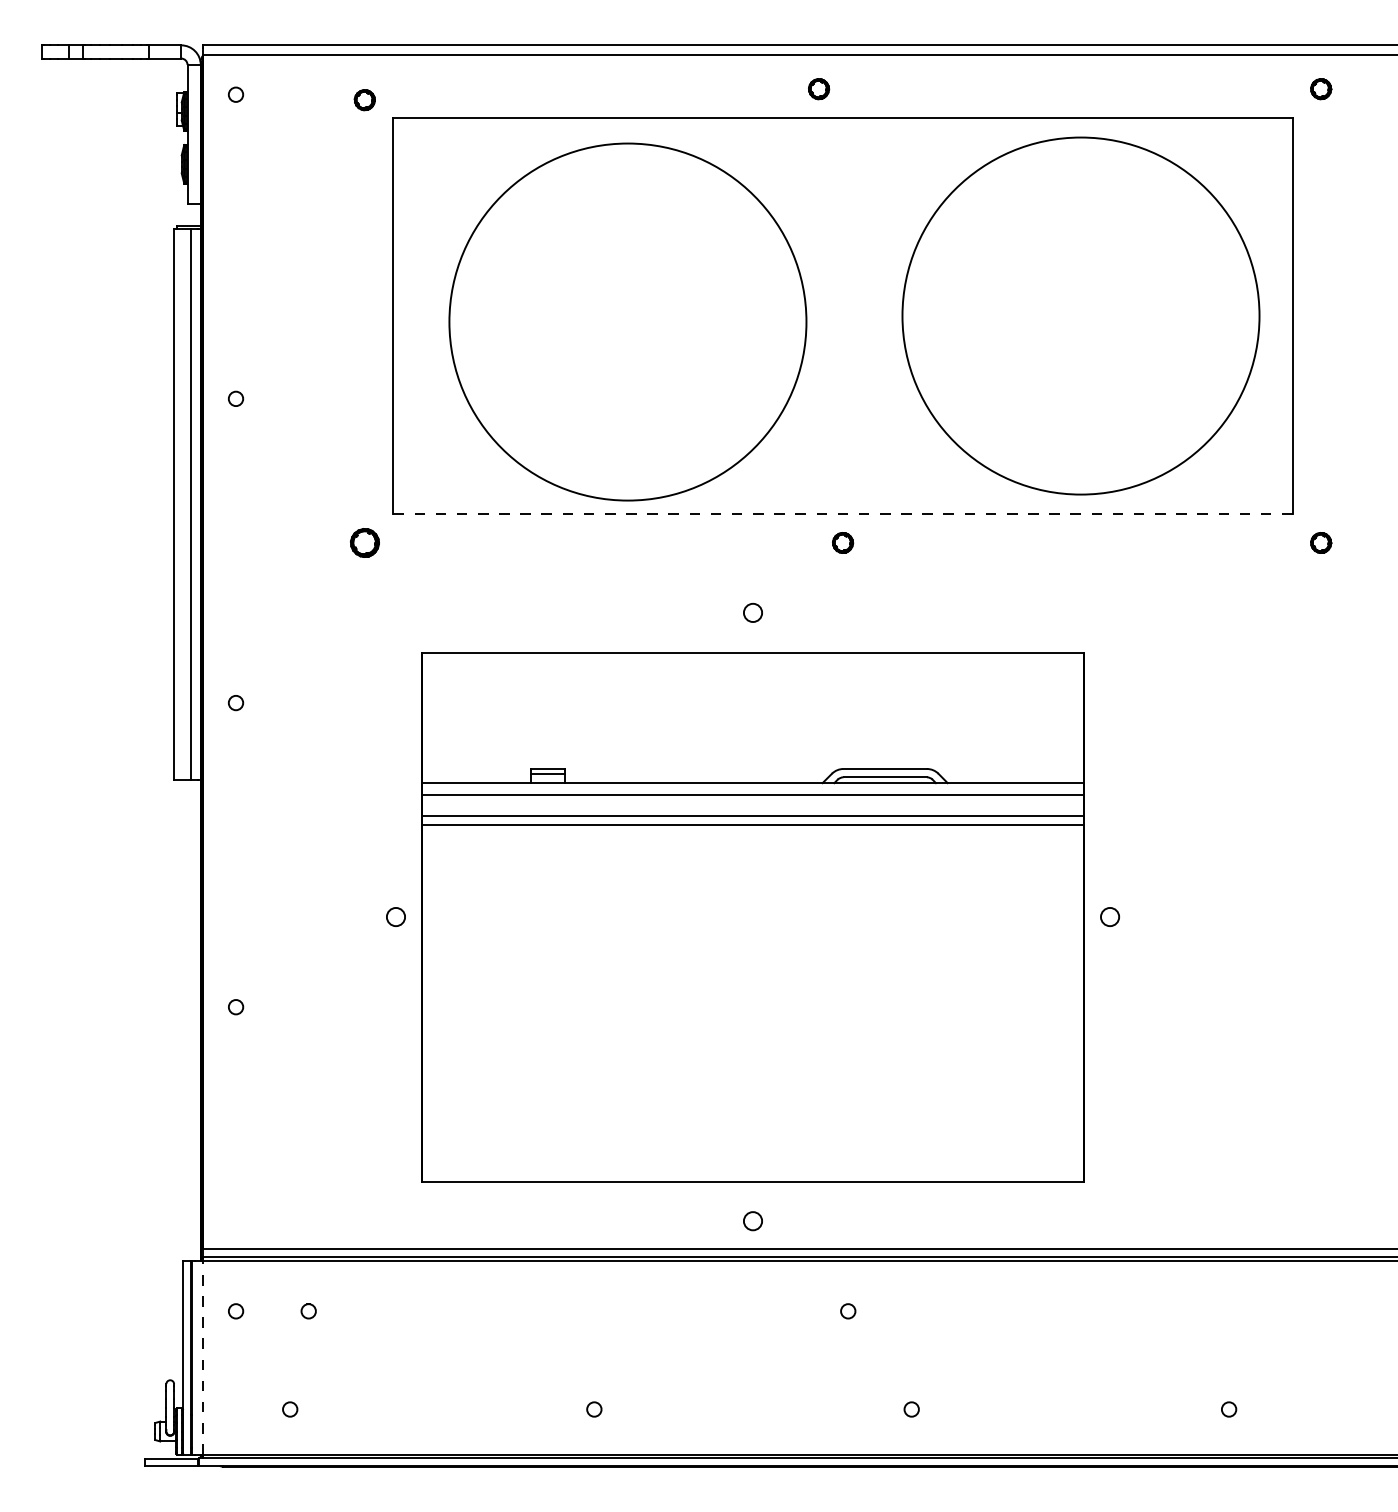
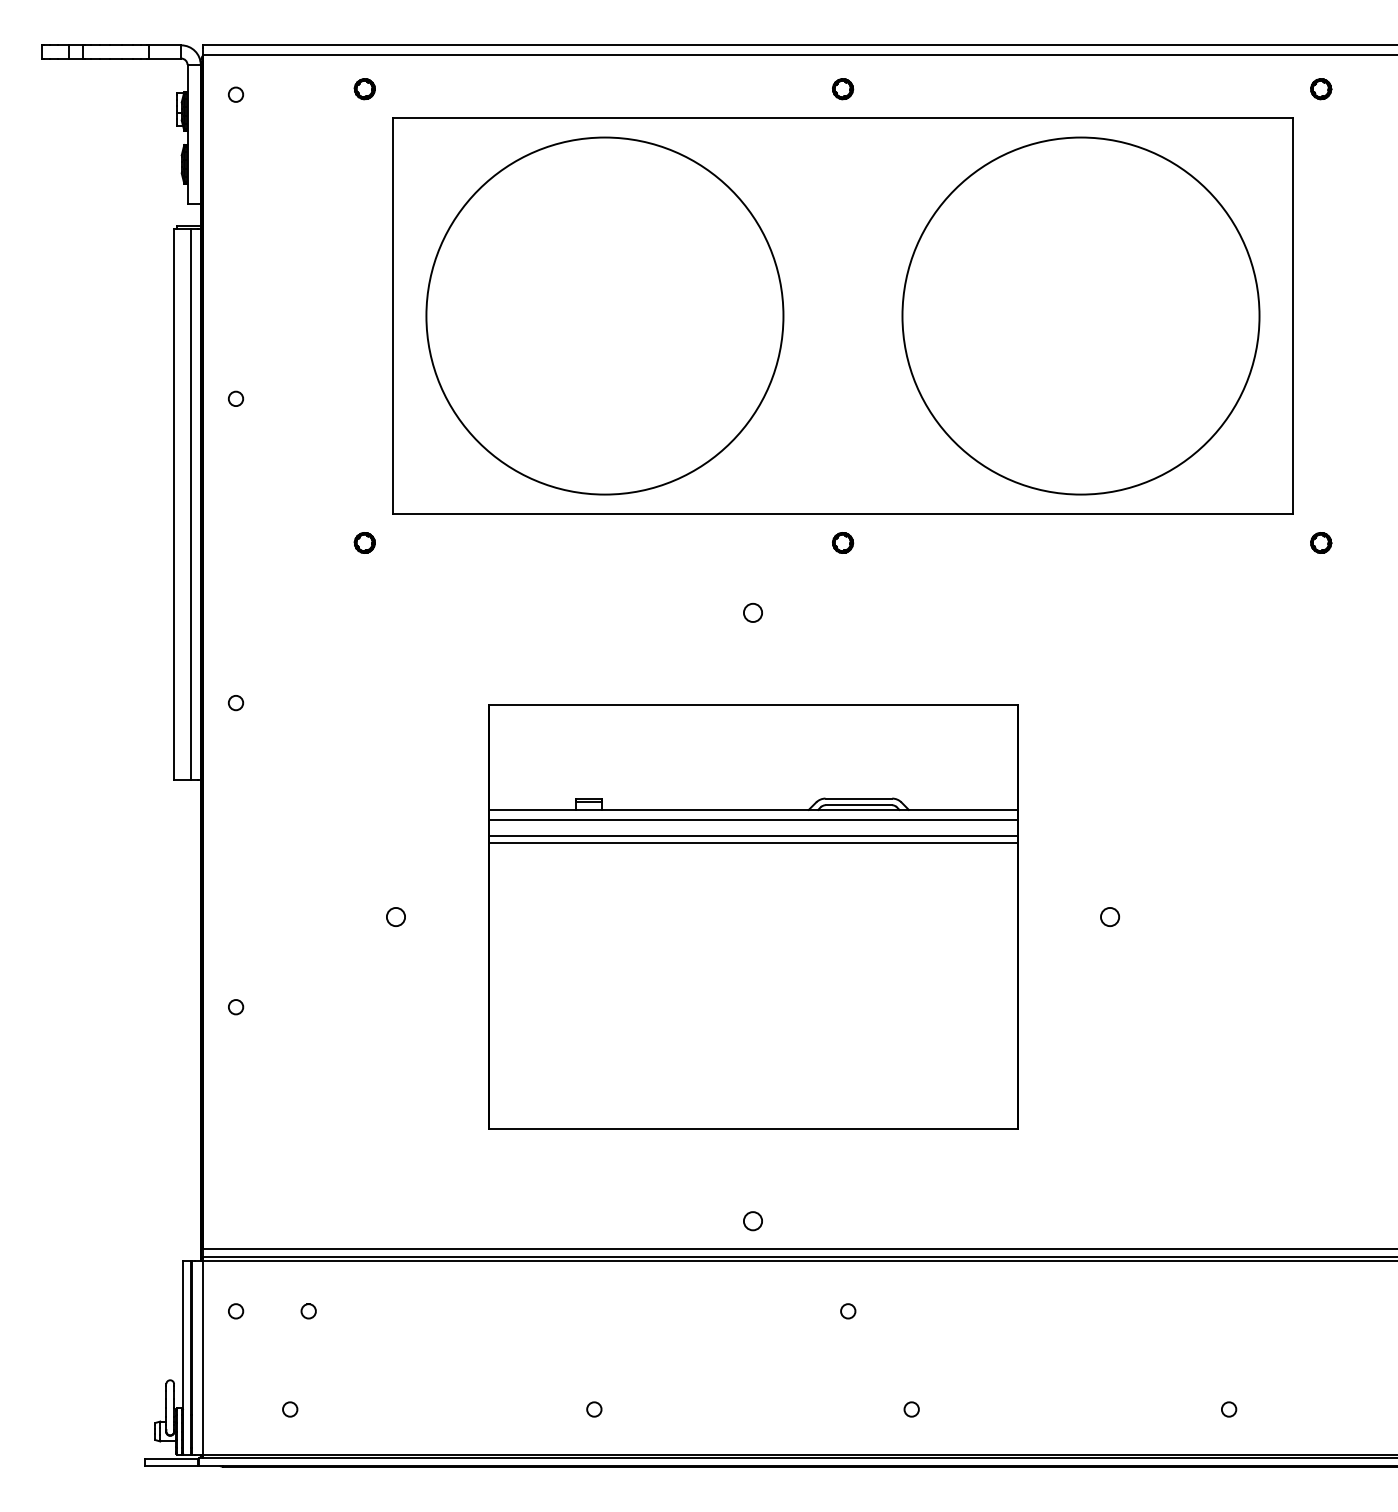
part position: (819, 89) -> (843, 89) (843, 89)
part position: (364, 100) -> (364, 89) (364, 89)
circle position: (627, 321) -> (604, 315) (604, 315)
line: dashed -> solid (842, 514)
part size: 30x30 px -> 23x22 px (364, 542)
part size: 664x531 px -> 531x426 px (753, 916)
line: dashed -> solid (202, 1357)
